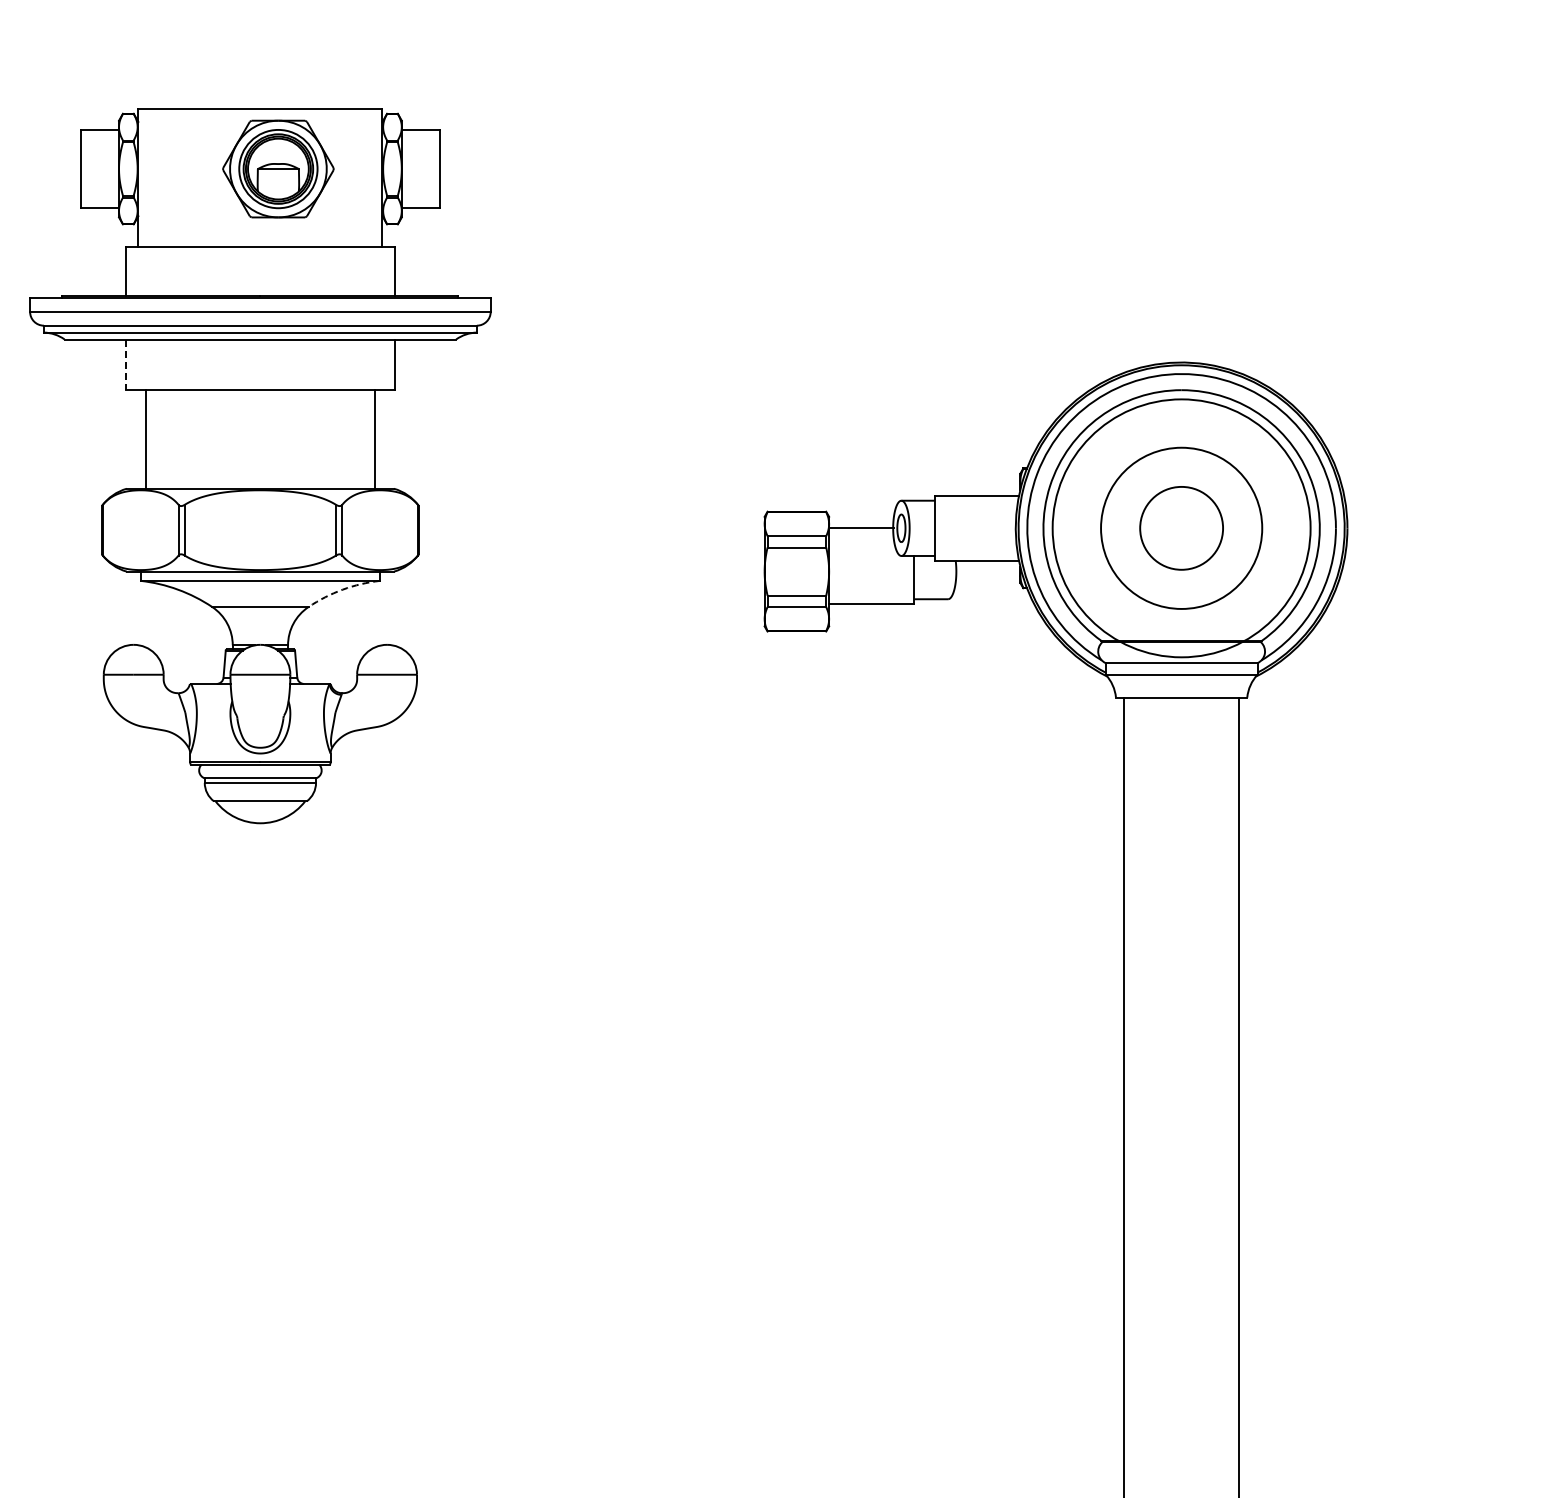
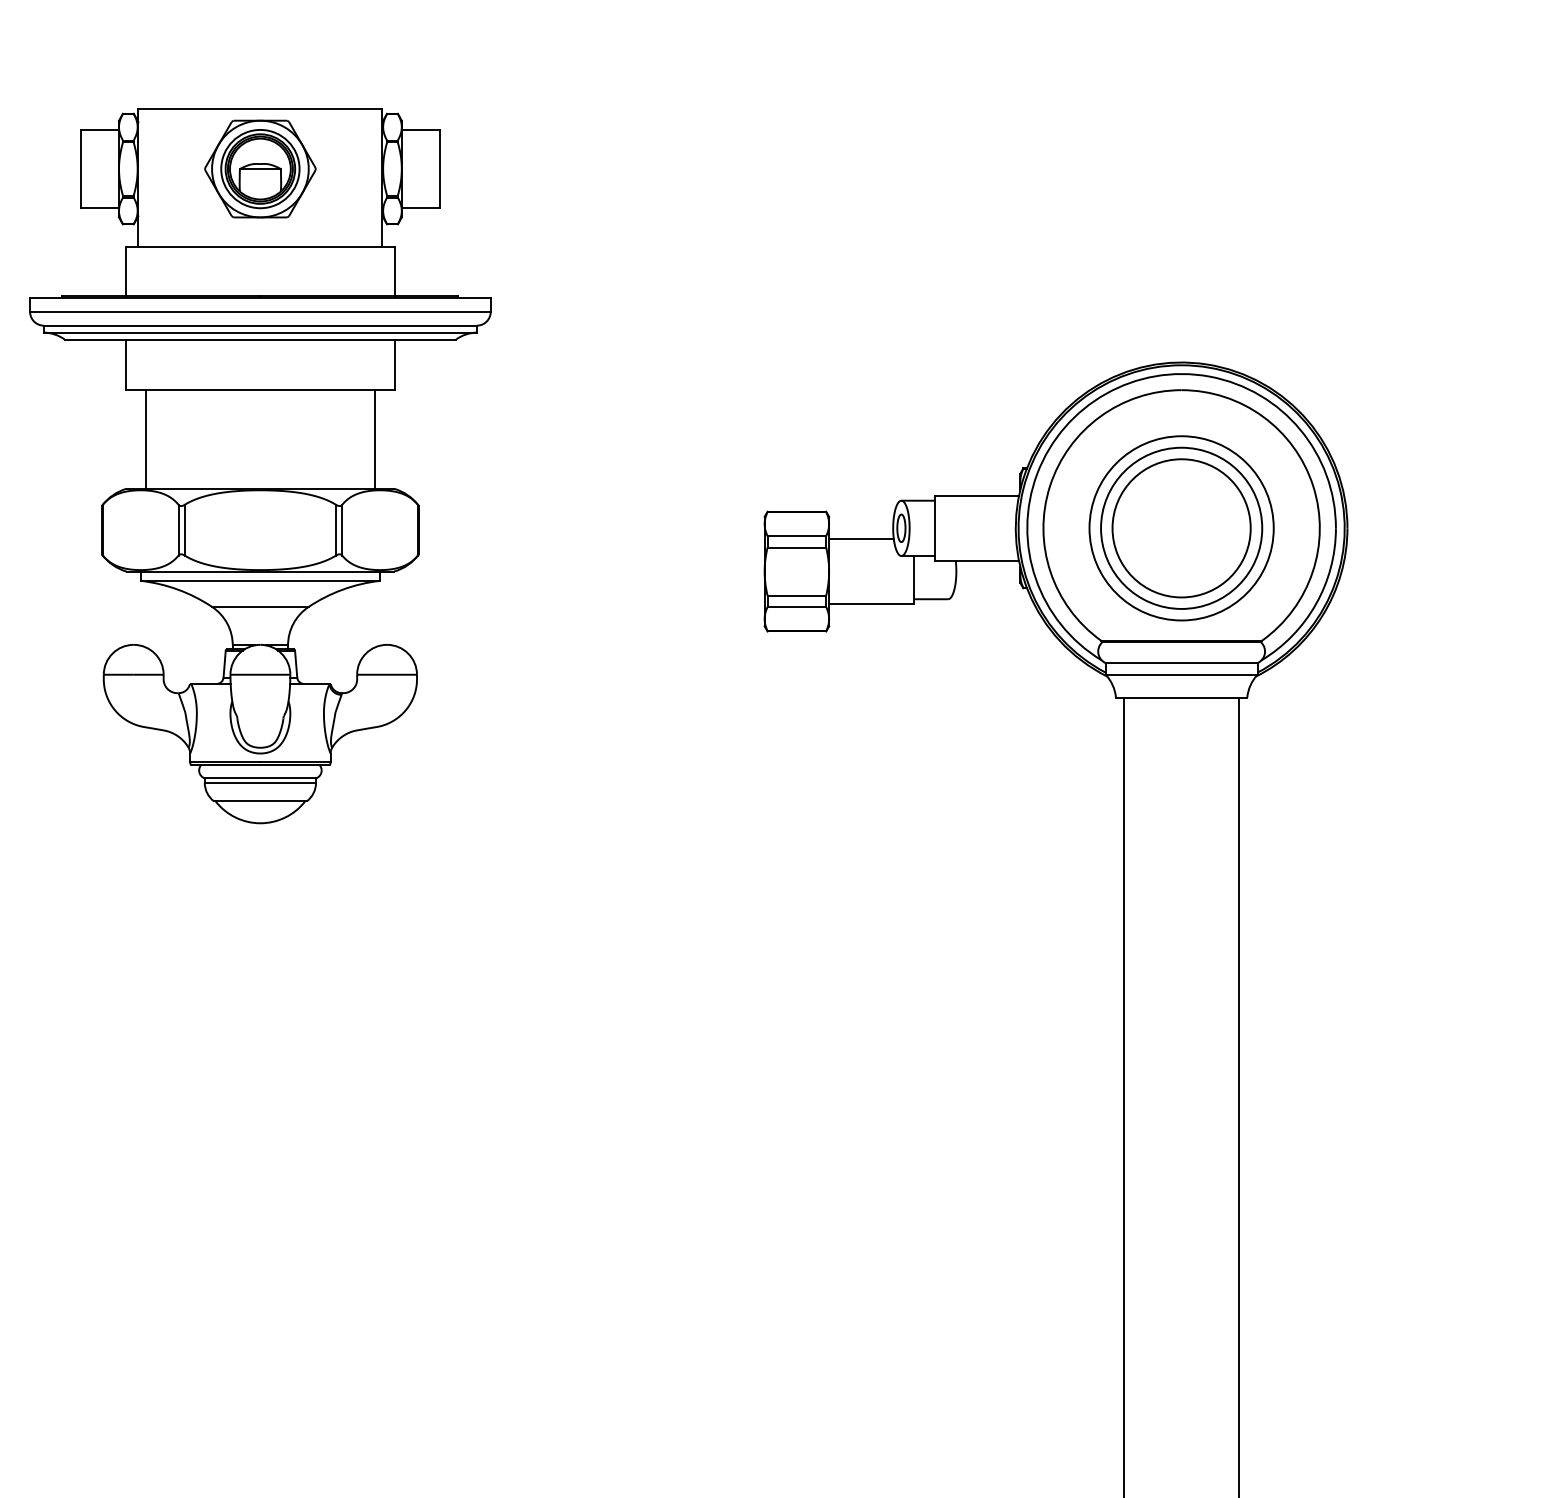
part position: (278, 168) -> (260, 168) (260, 168)
line: dashed -> solid (125, 365)
circle diameter: 83 px -> 138 px (1181, 528)
line position: (861, 528) -> (861, 539) (861, 539)
circle diameter: 258 px -> 184 px (1181, 528)
arc: dashed -> solid (342, 589)
